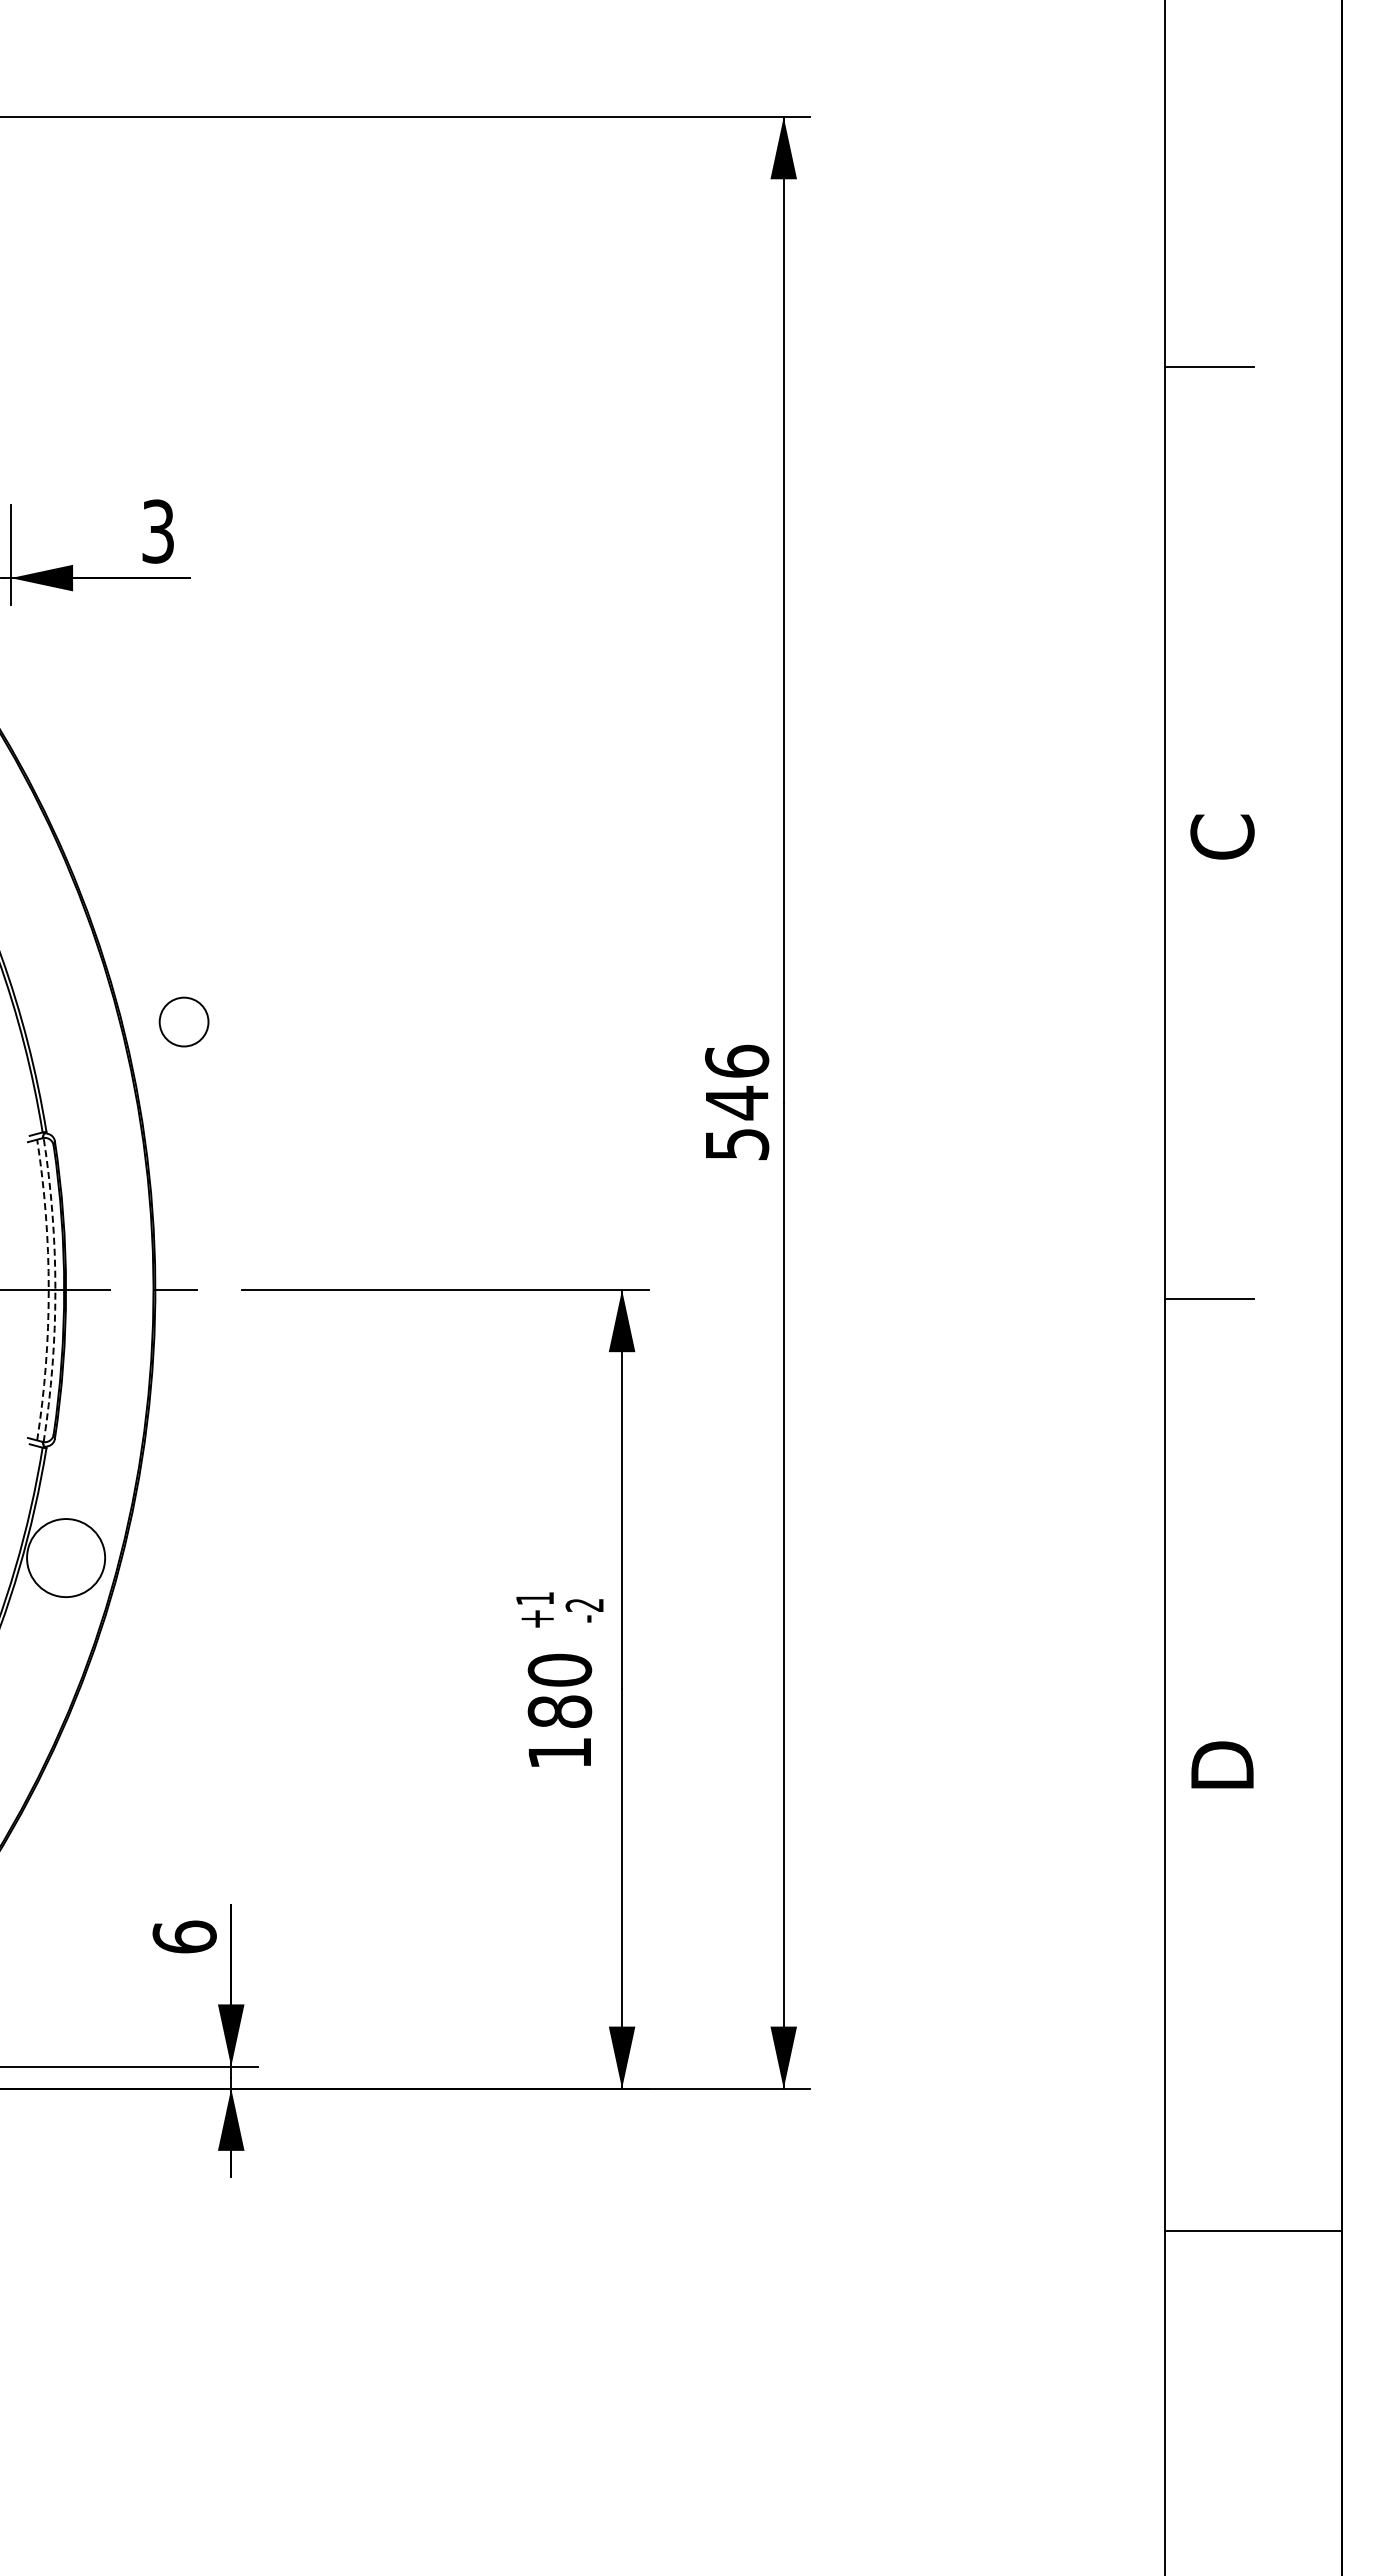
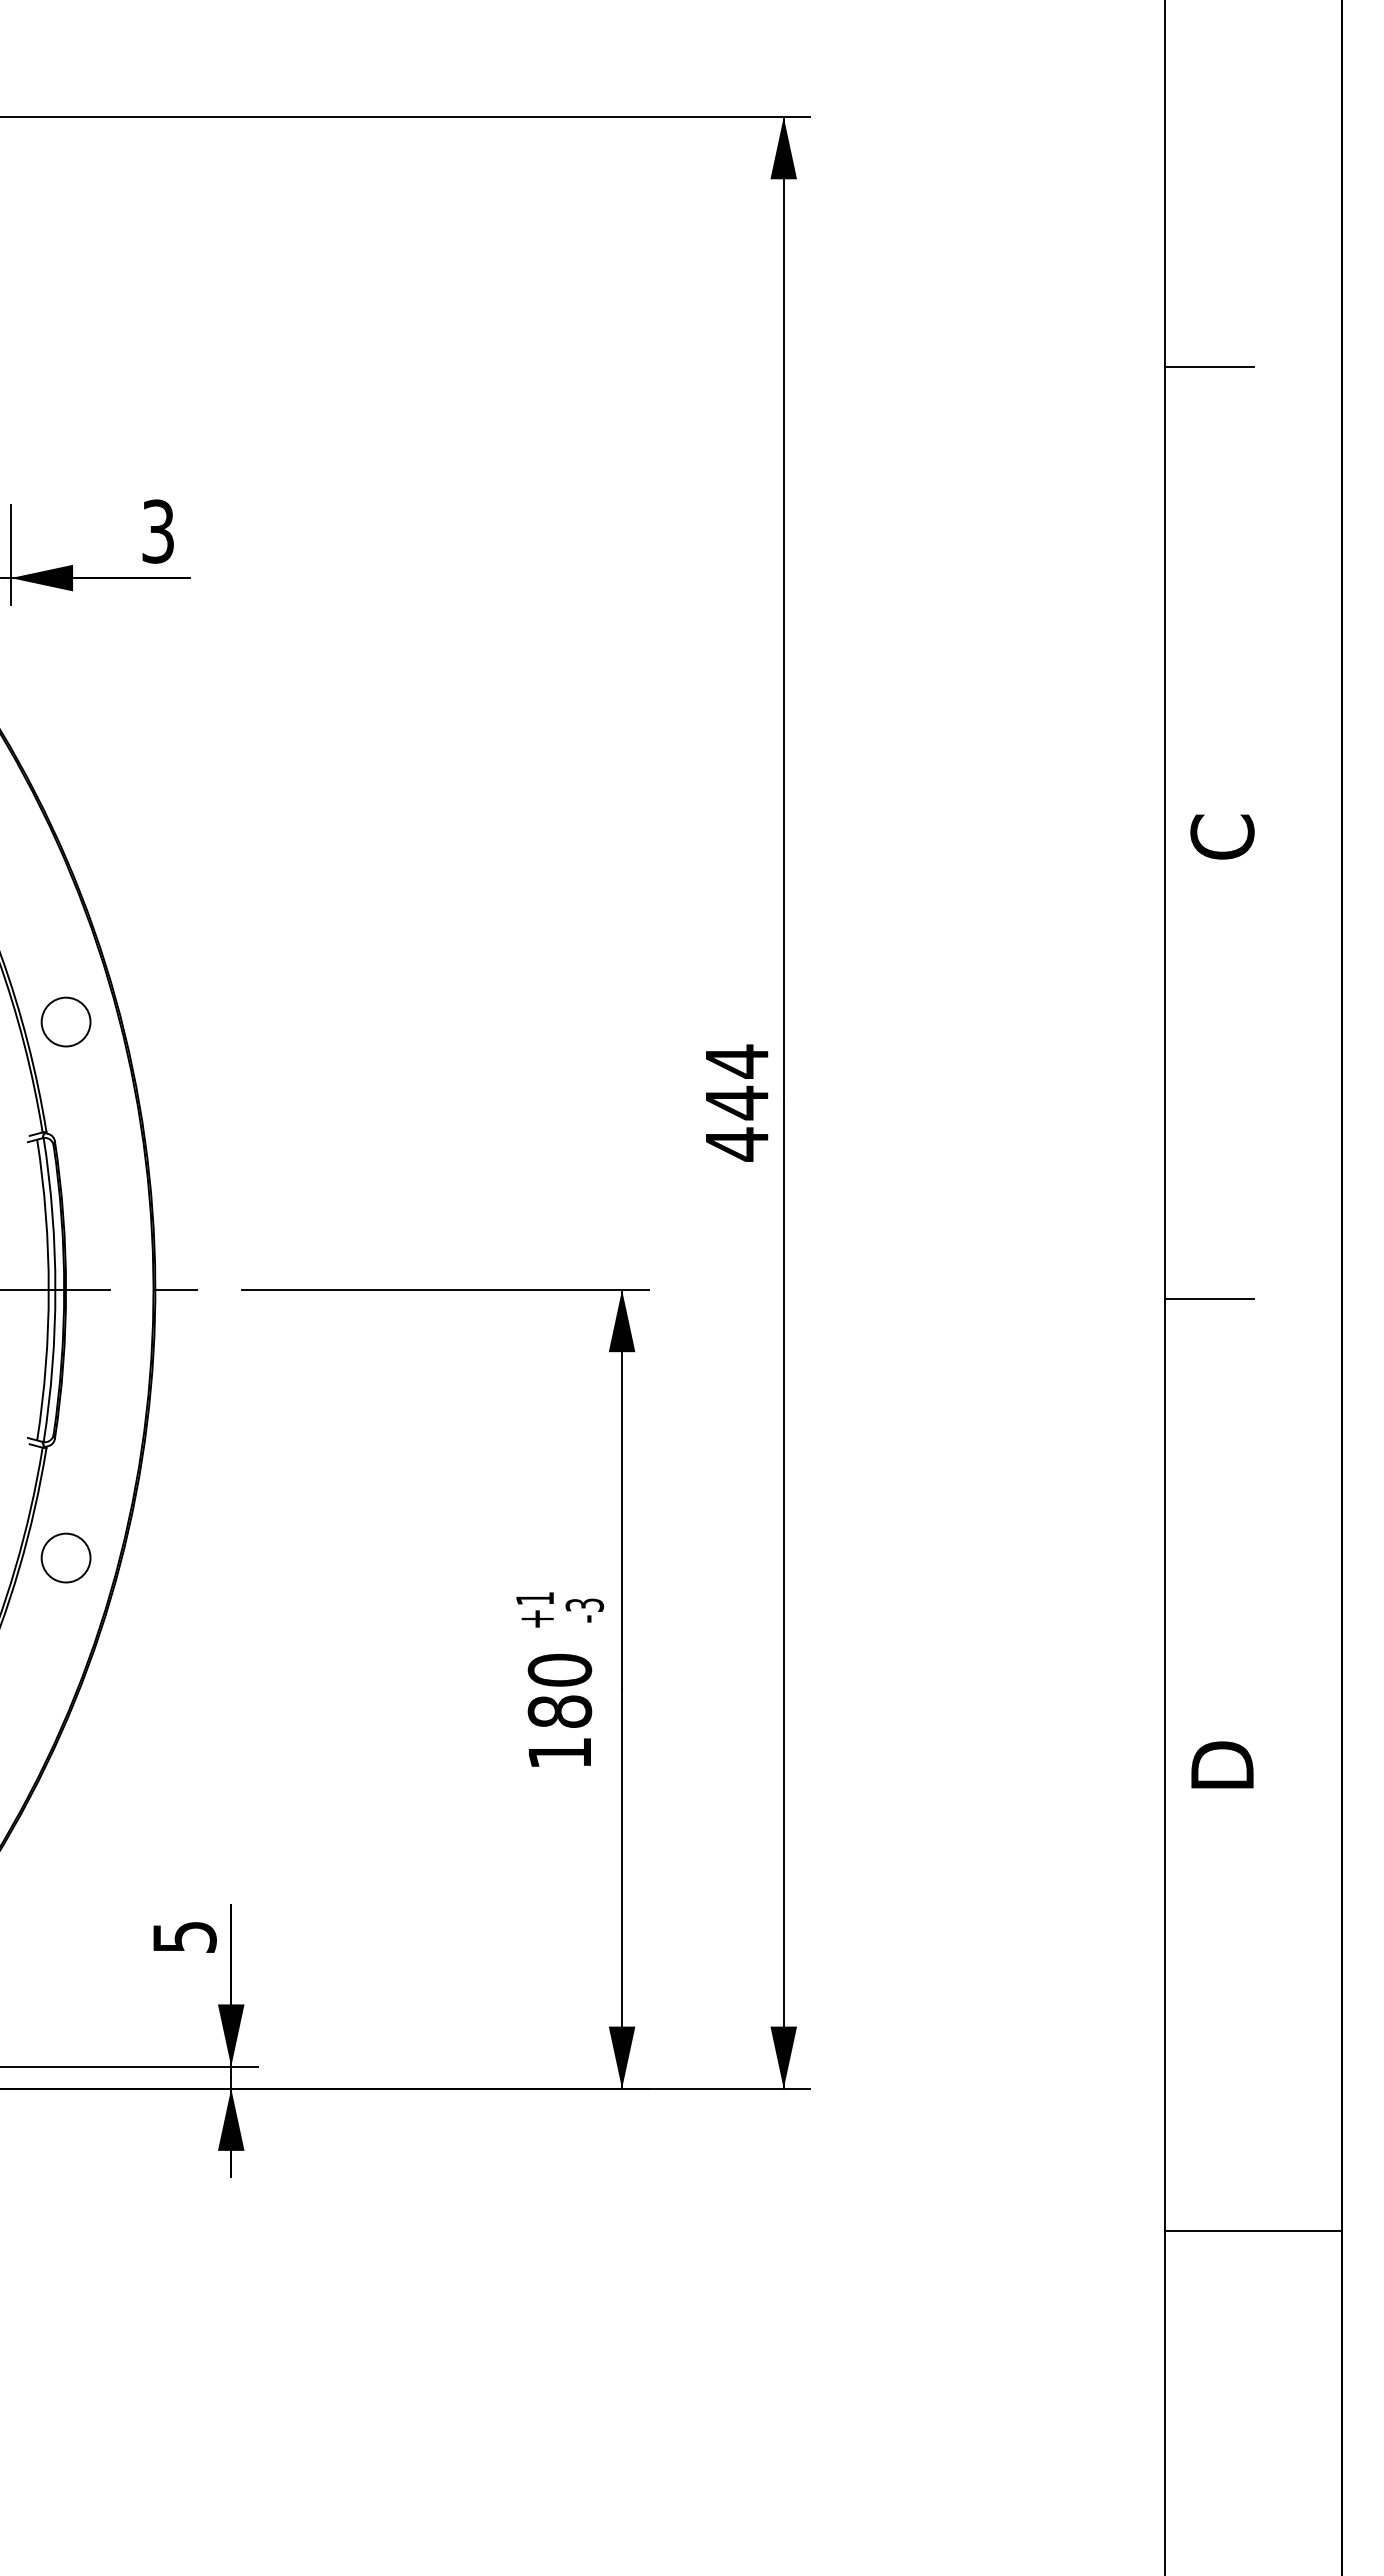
circle position: (183, 1021) -> (65, 1021) (65, 1021)
text: 546 -> 444 (737, 1102)
arc: dashed -> solid (48, 1290)
arc: dashed -> solid (55, 1290)
circle diameter: 78 px -> 49 px (65, 1557)
text: -2 -> -3 (584, 1604)
text: 6 -> 5 (184, 1936)
